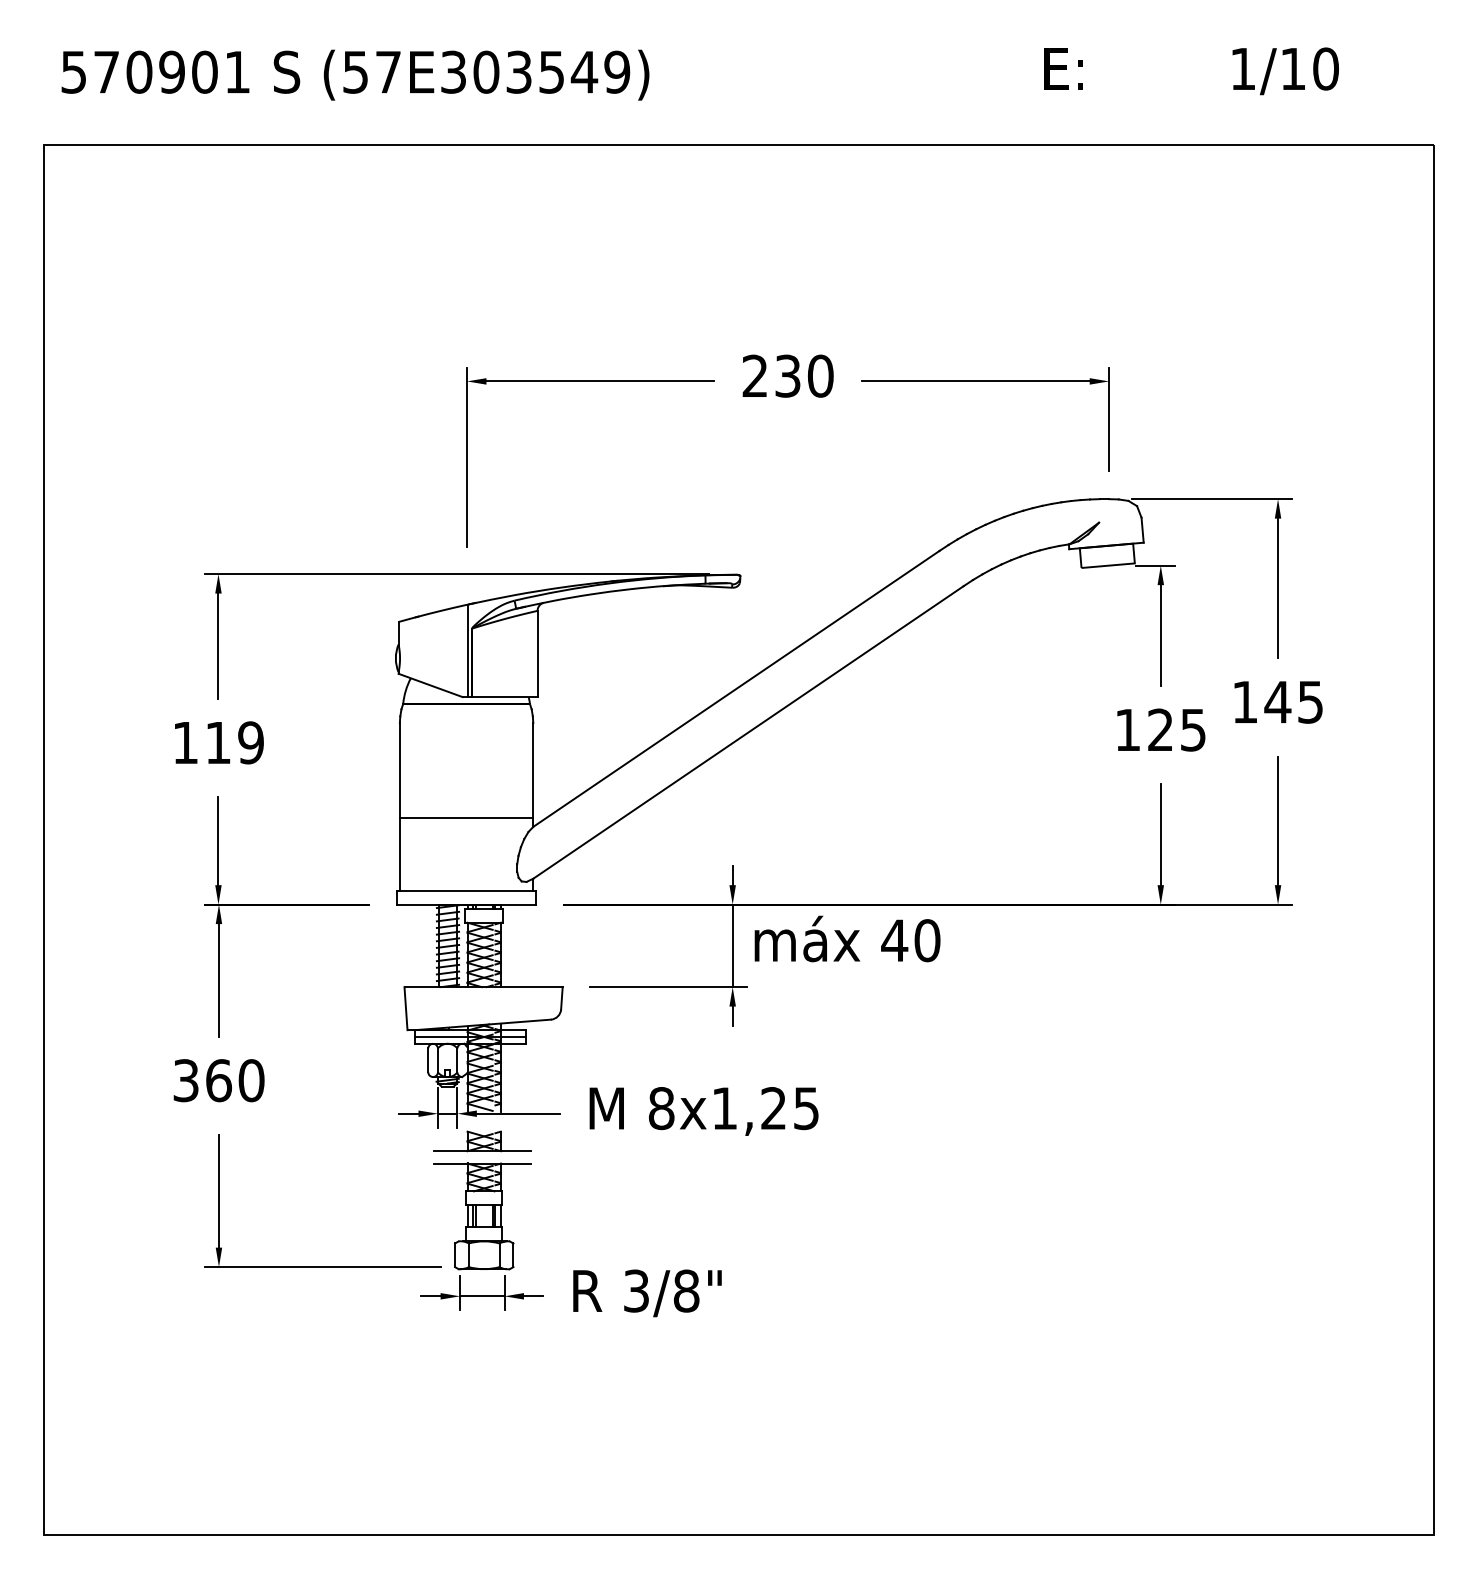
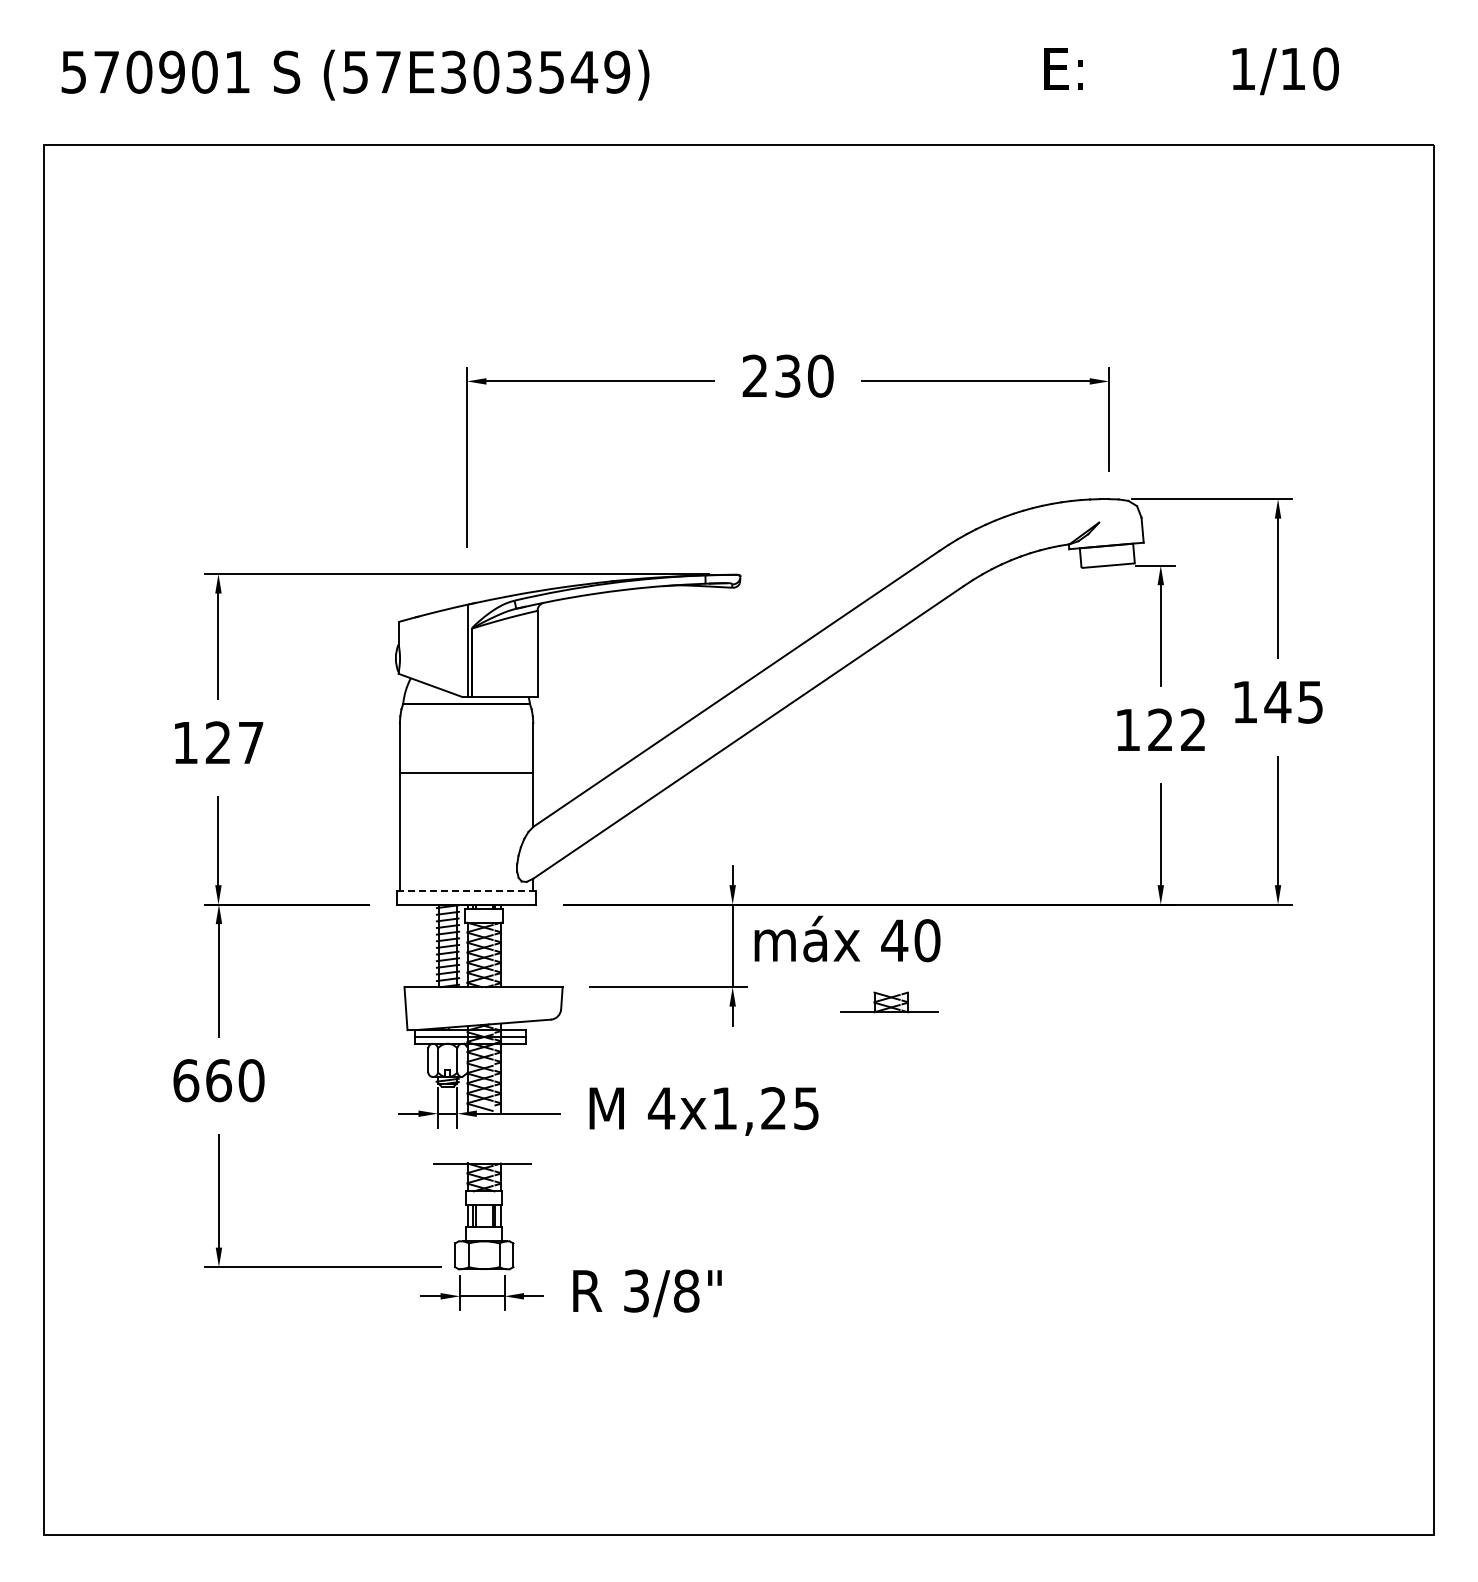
text: 125 -> 122 (1193, 729)
text: 119 -> 127 (234, 742)
line position: (466, 818) -> (466, 773) (466, 773)
line: solid -> dashed (467, 890)
text: 360 -> 660 (186, 1080)
text: 8x1,25 -> 4x1,25 (661, 1108)
part position: (482, 1141) -> (889, 1002) (889, 1002)
